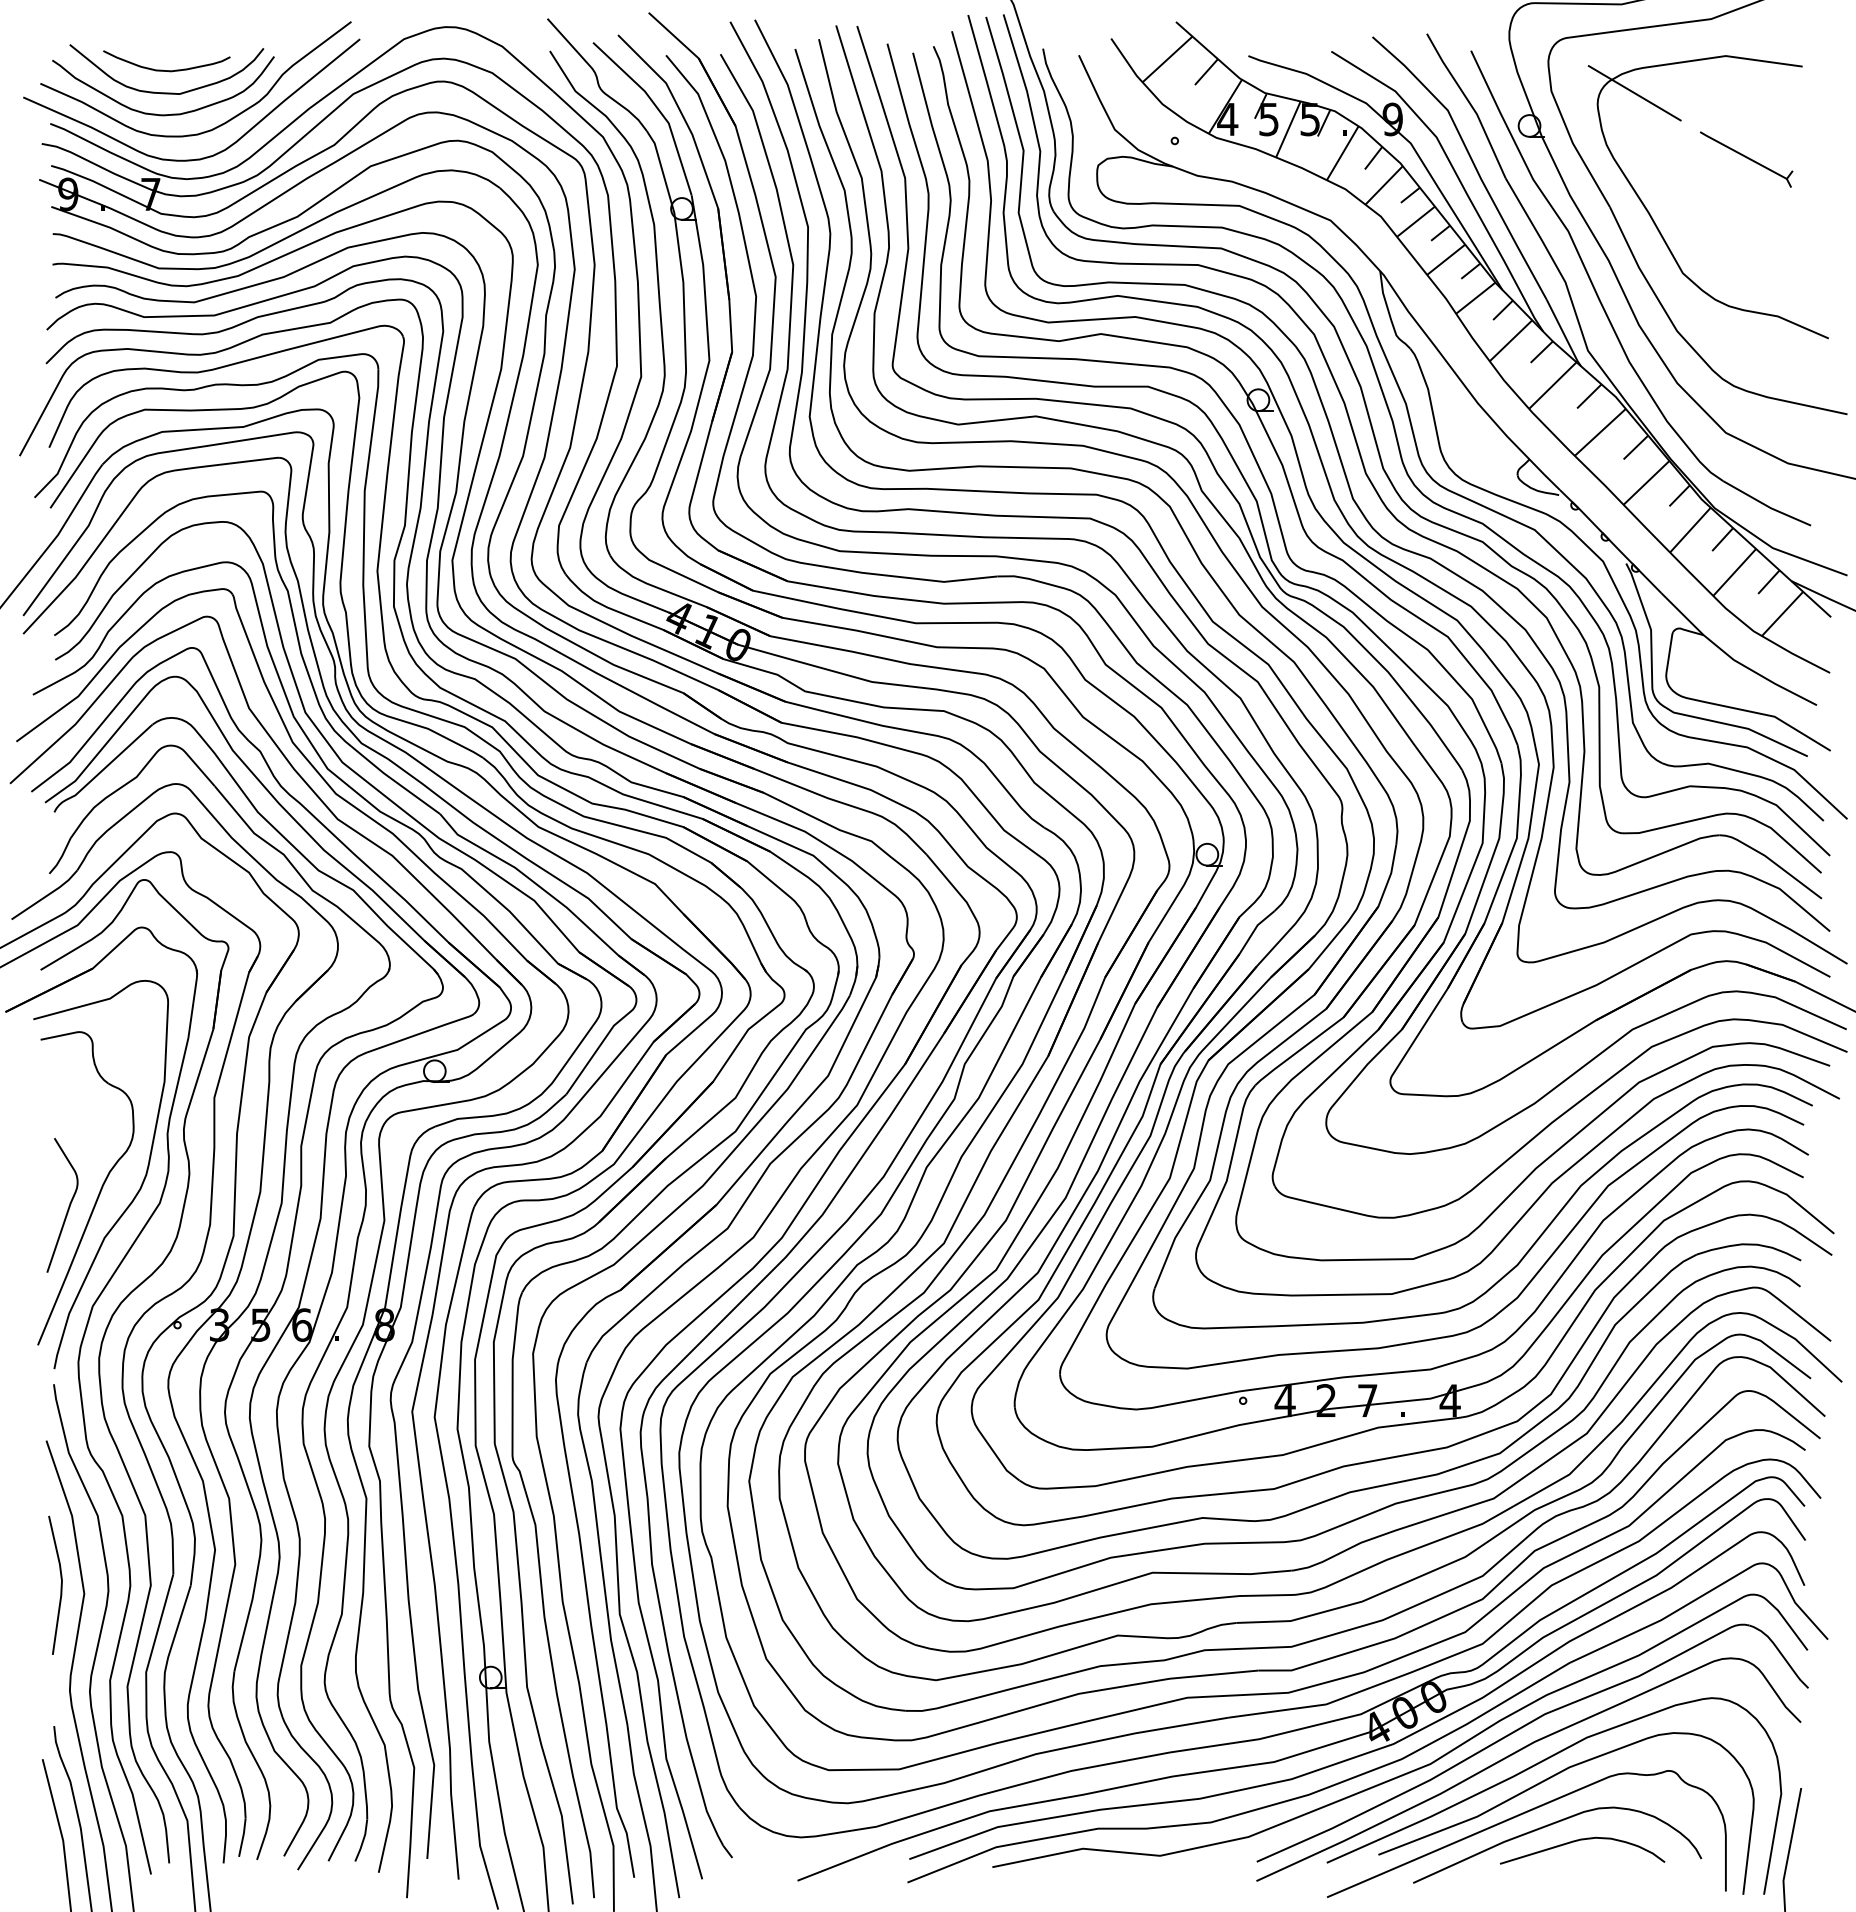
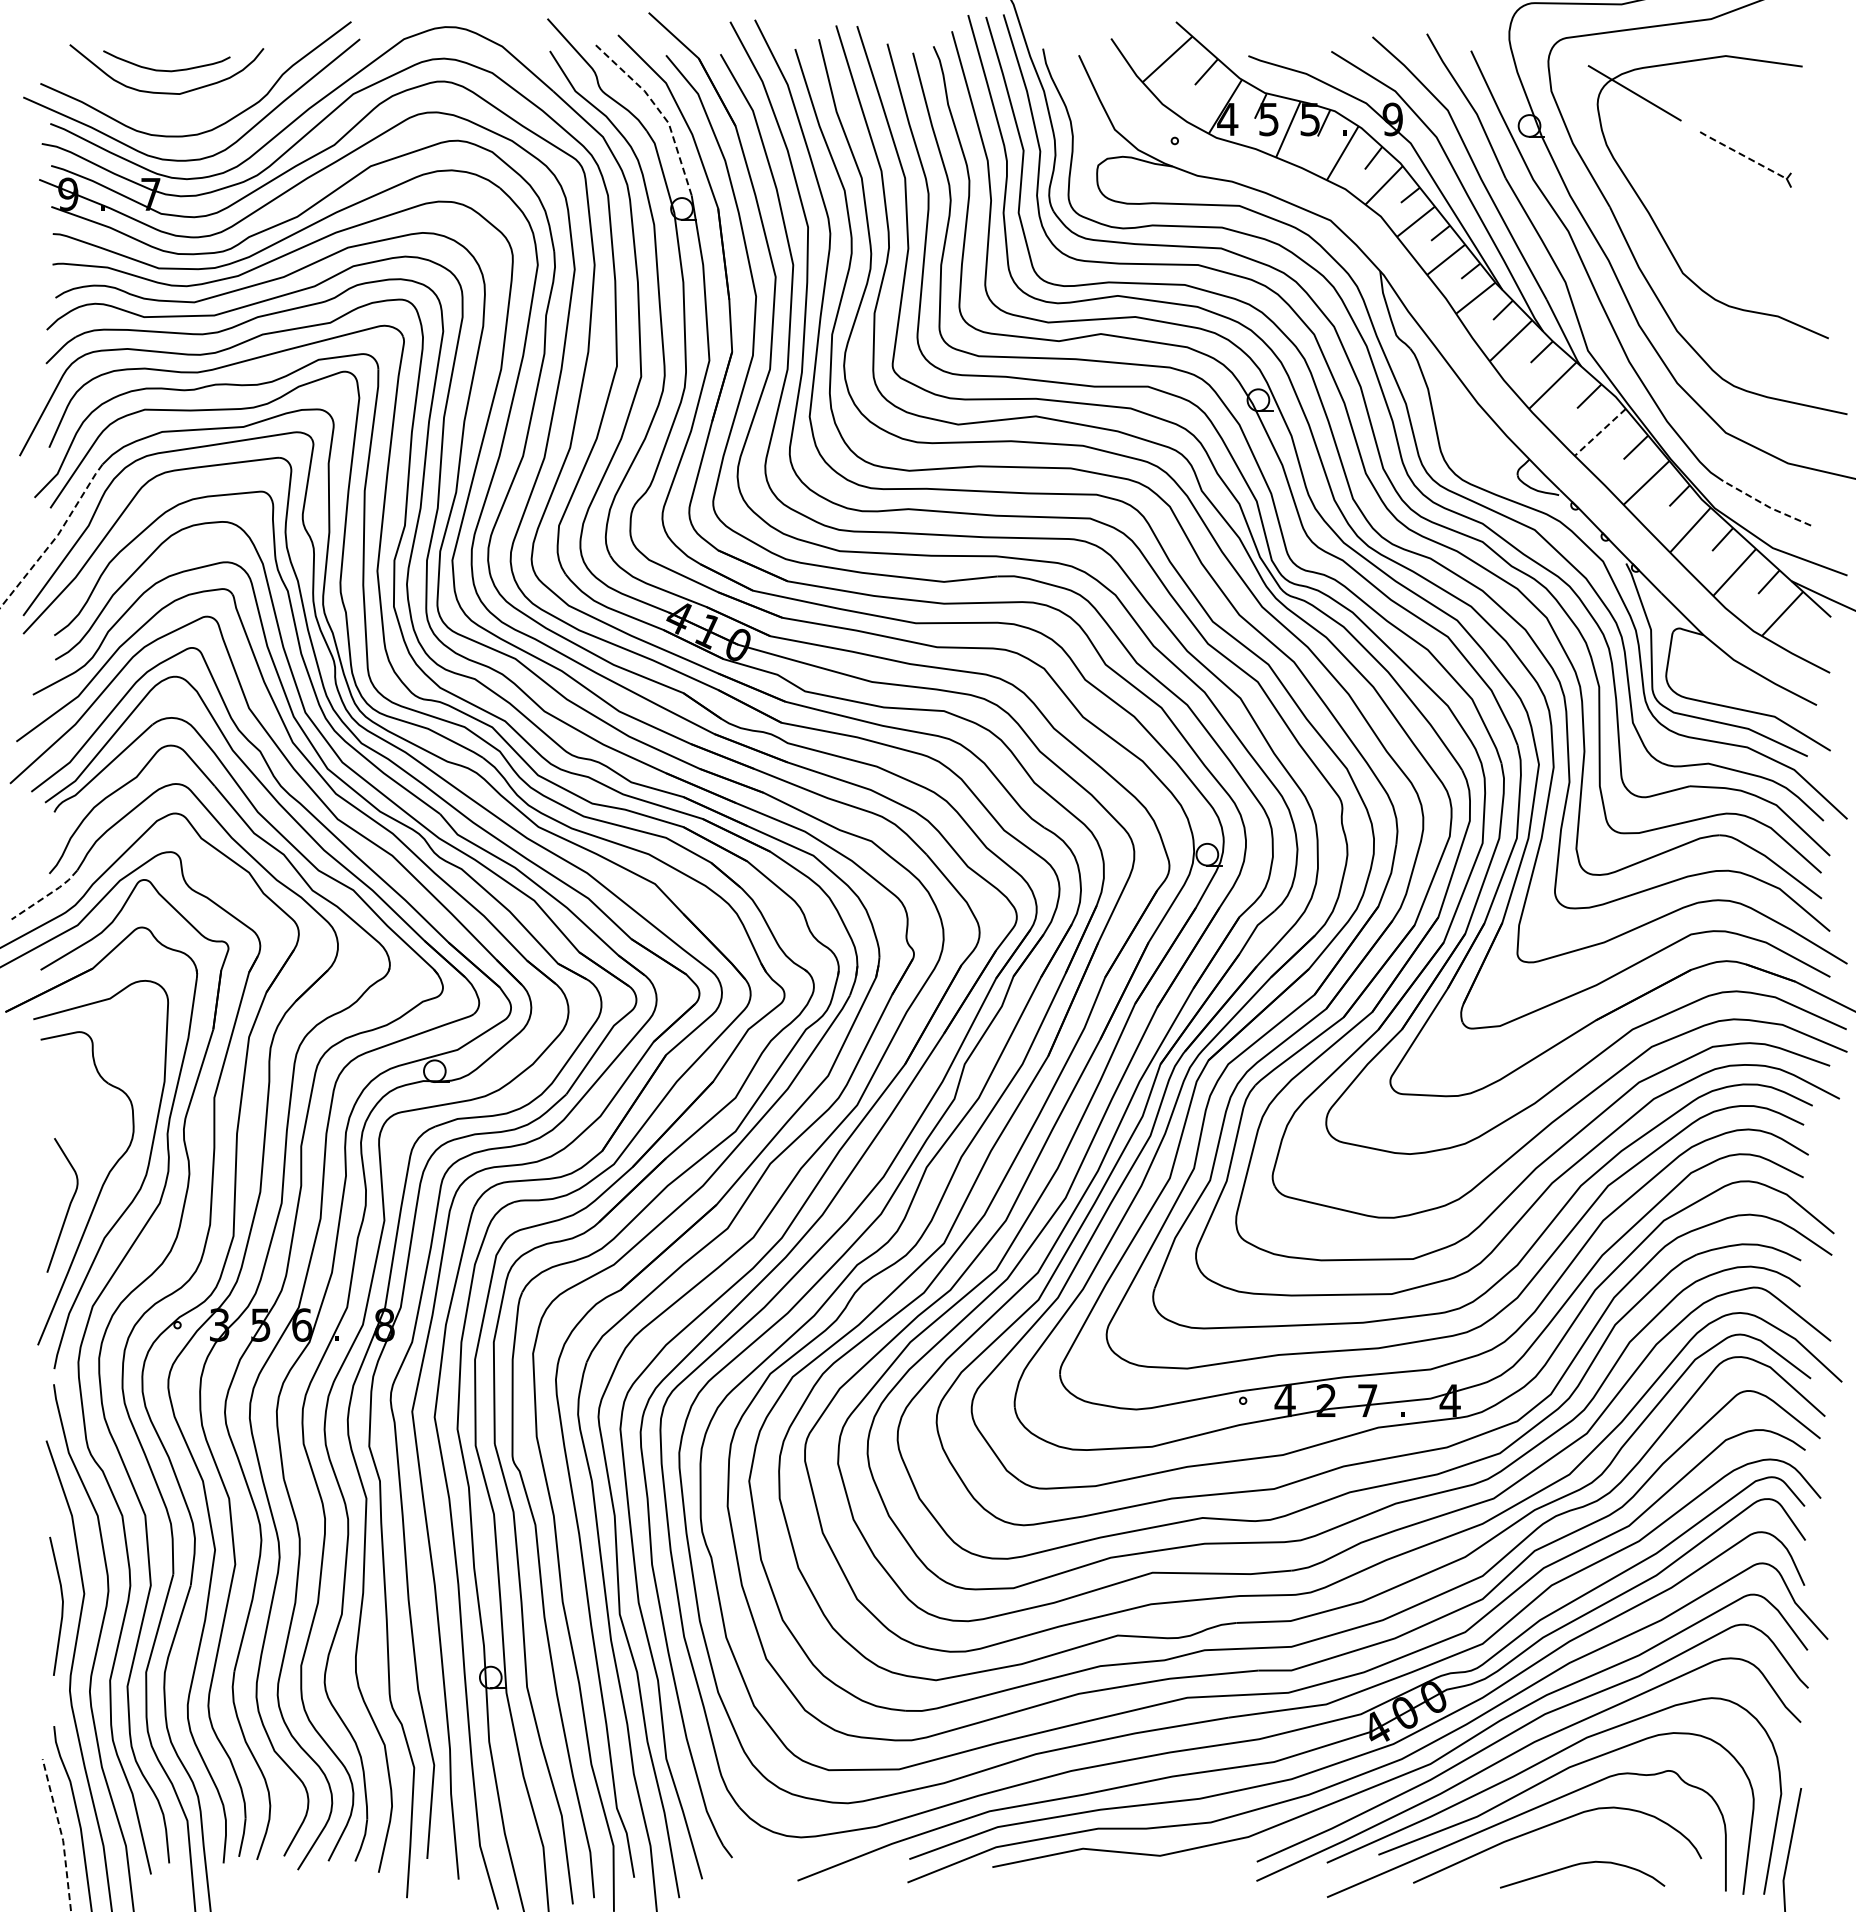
line: solid -> dashed (658, 109)
curve: present -> none (163, 114)
line: solid -> dashed (1748, 158)
line: solid -> dashed (1600, 432)
line: solid -> dashed (1766, 505)
line: solid -> dashed (55, 538)
line: solid -> dashed (46, 896)
line position: (60, 1584) -> (61, 1605) (61, 1605)
line: solid -> dashed (61, 1834)
curve position: (1578, 1841) -> (1578, 1865) (1578, 1865)
